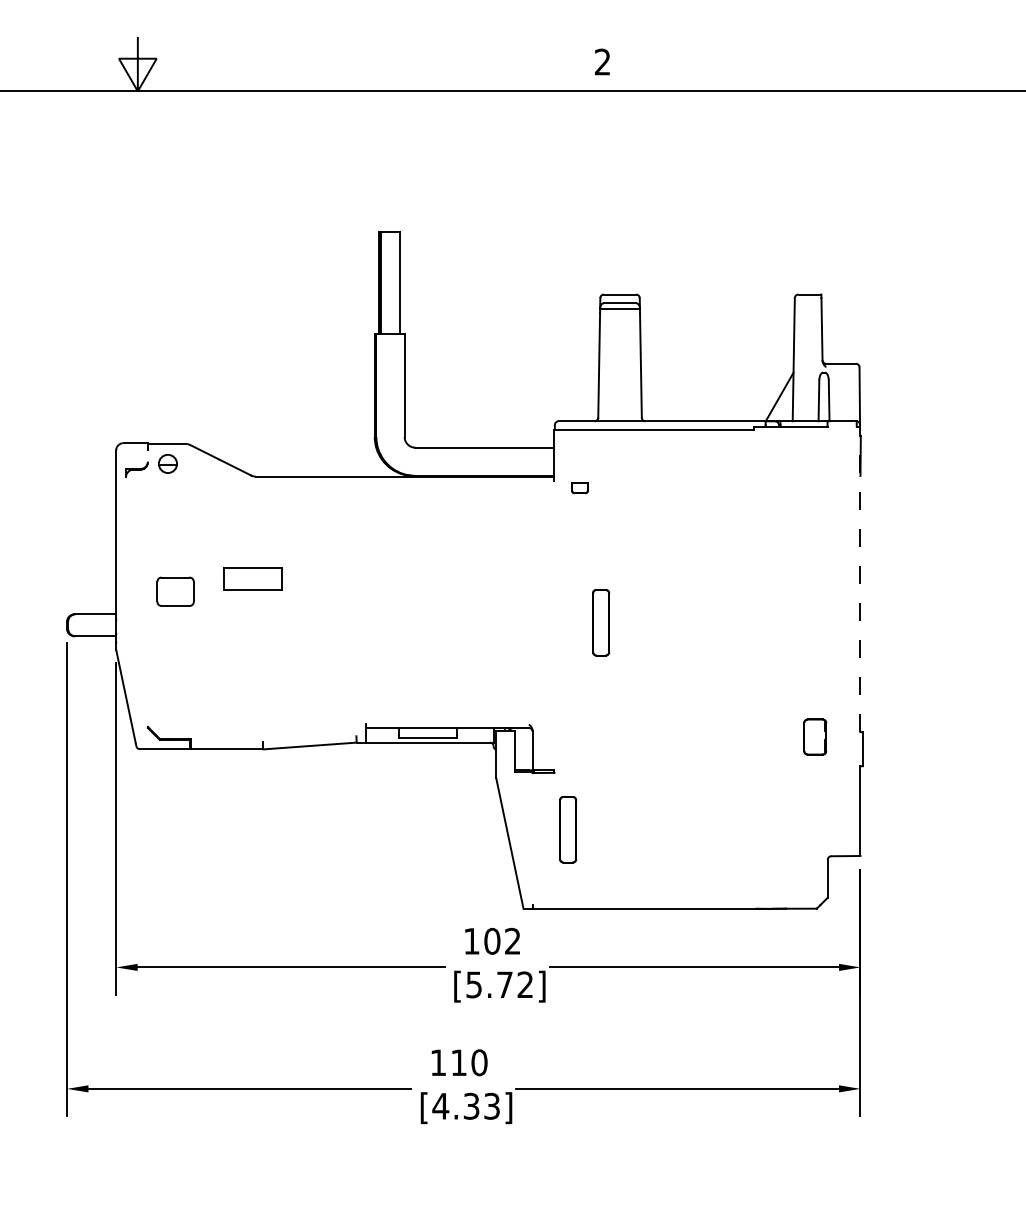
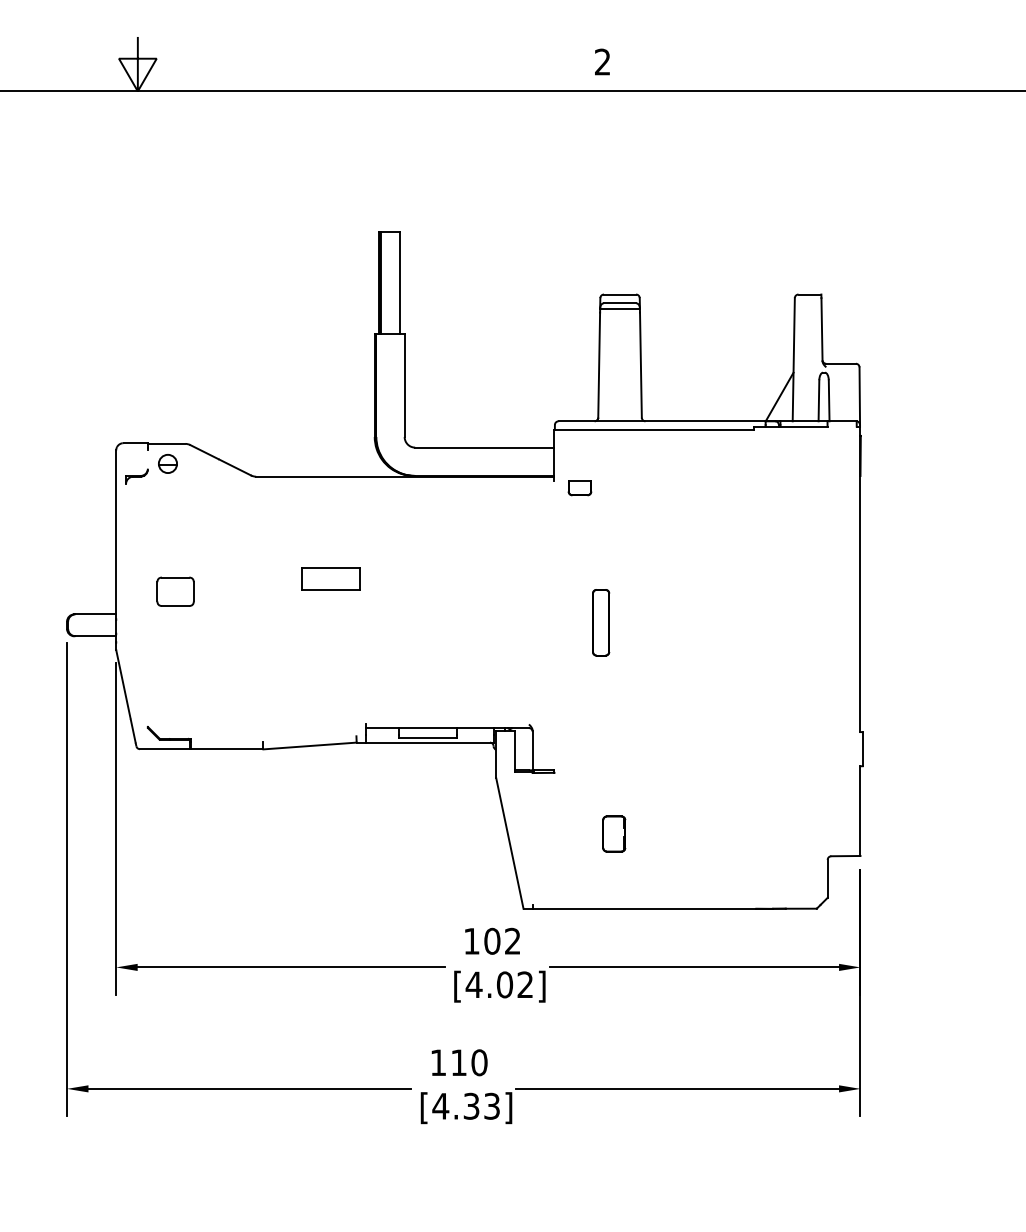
part position: (136, 469) -> (136, 476) (136, 476)
part size: 18x13 px -> 26x17 px (579, 488)
part position: (252, 578) -> (330, 578) (330, 578)
line: dashed -> solid (860, 579)
part position: (815, 736) -> (614, 833) (614, 833)
part: present -> none (568, 829)
text: [5.72] -> [4.02] (489, 984)
